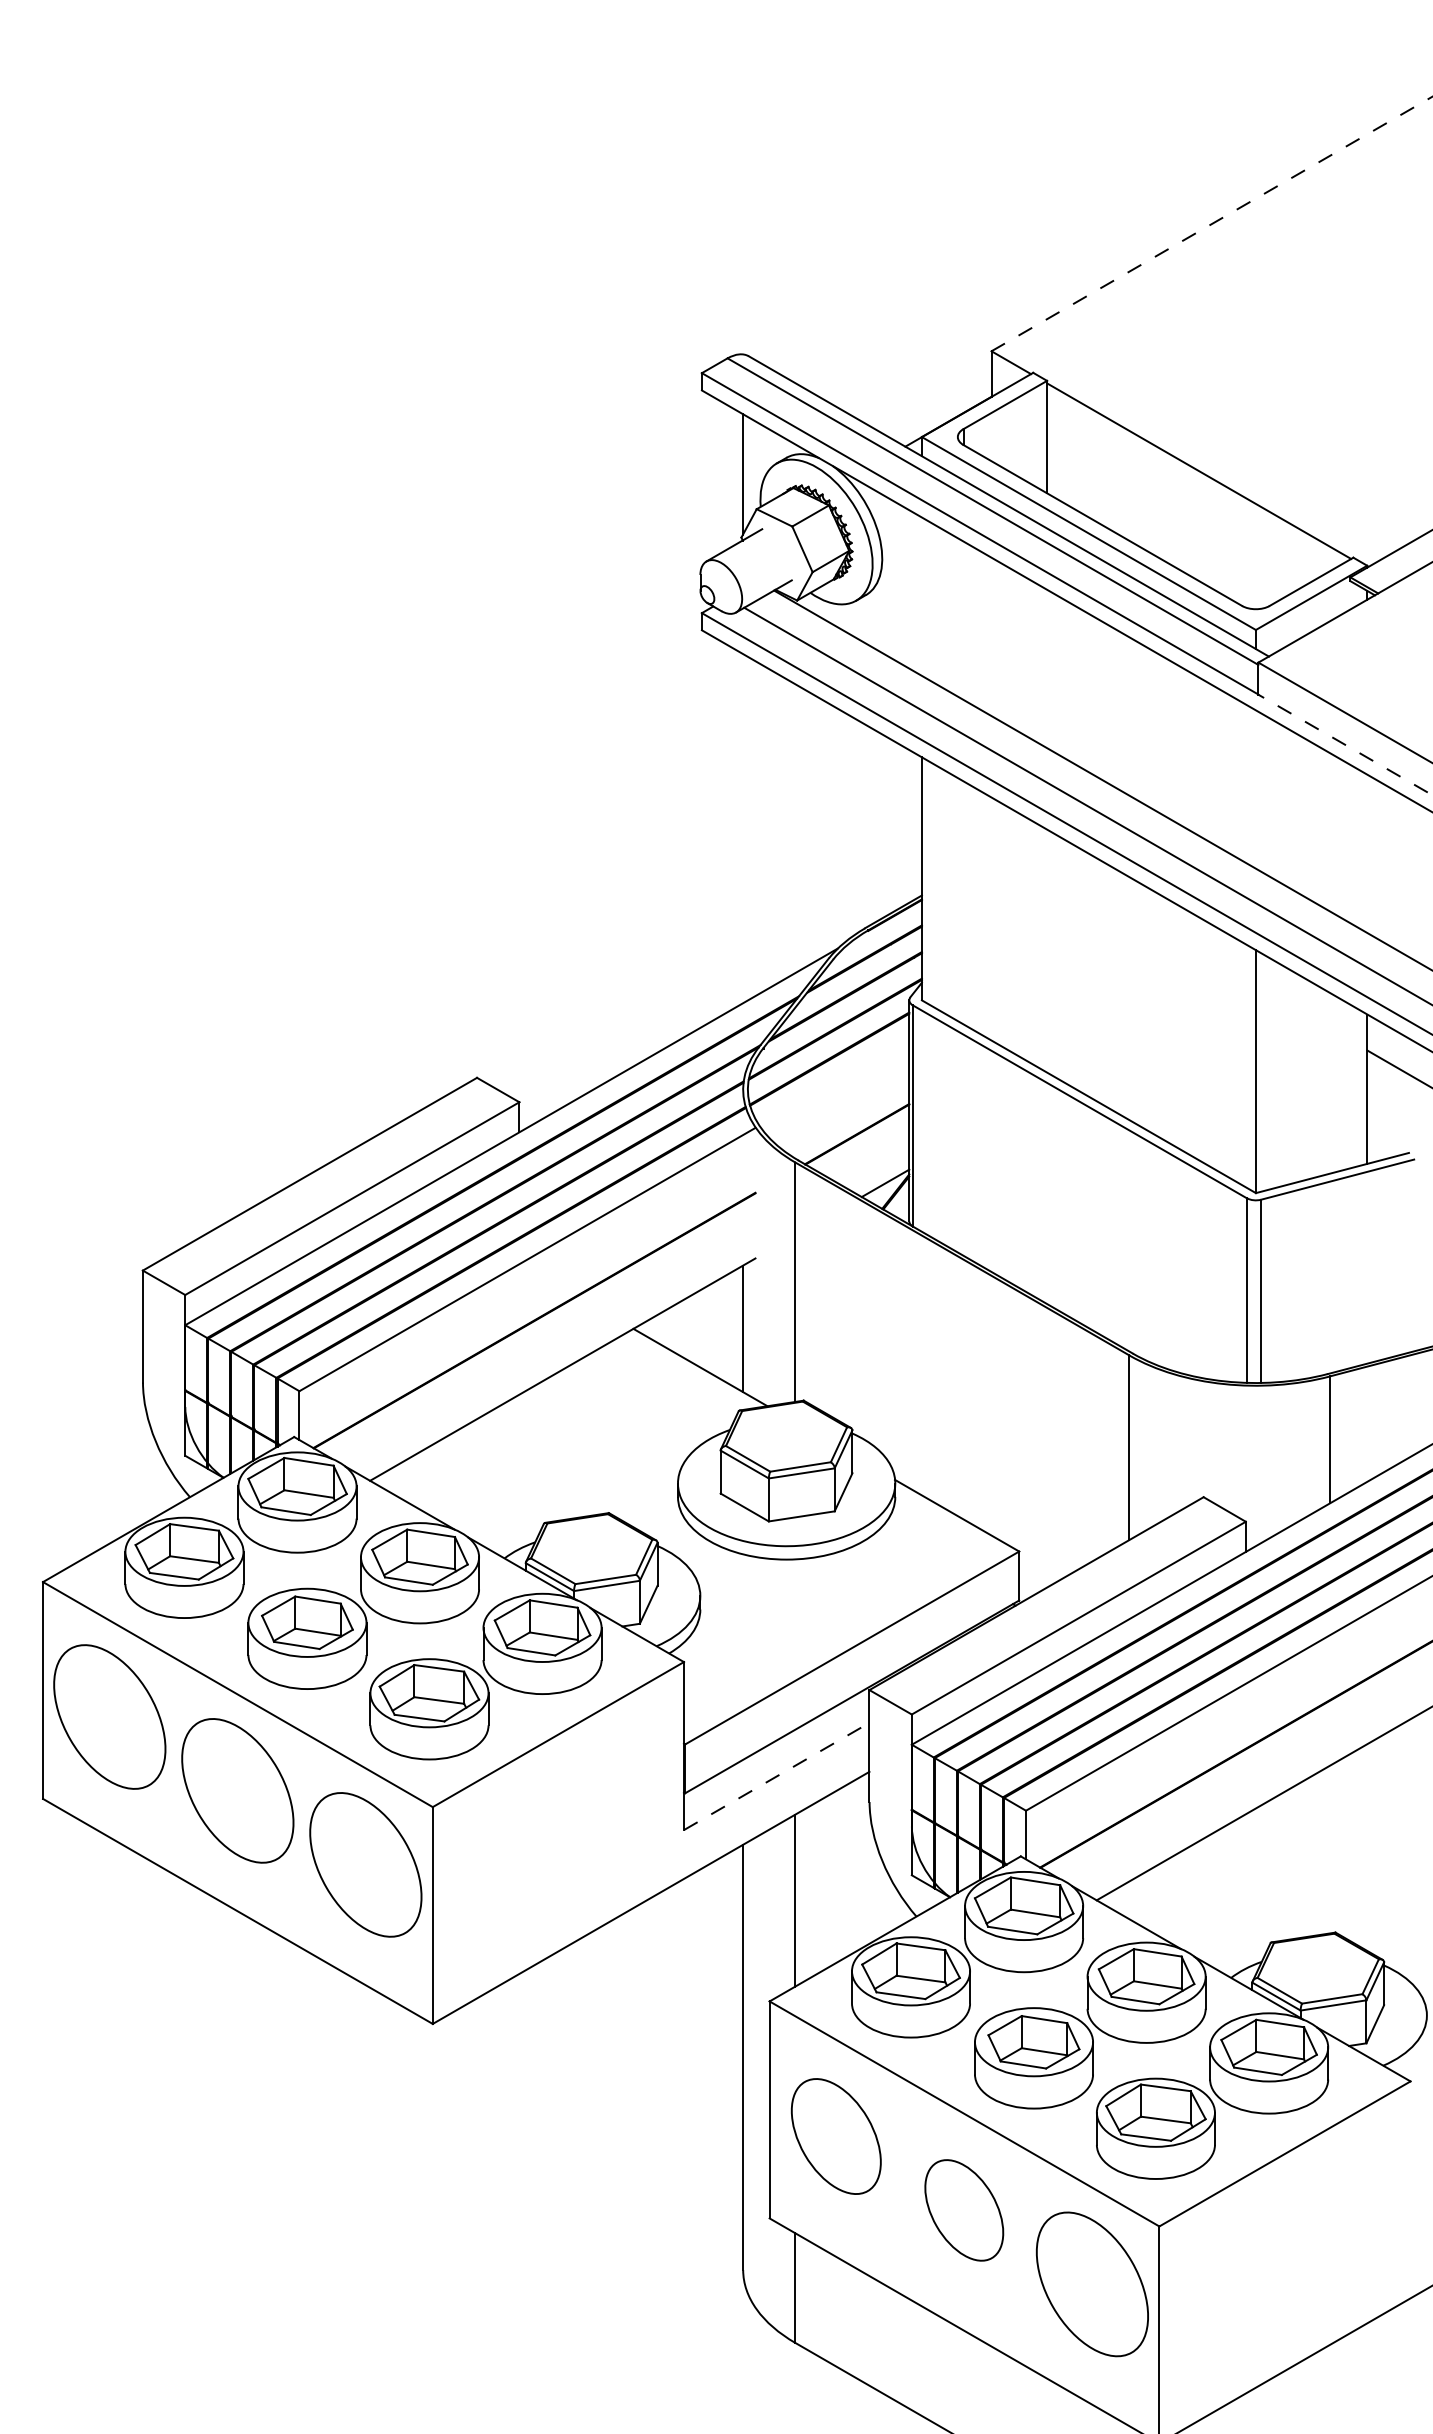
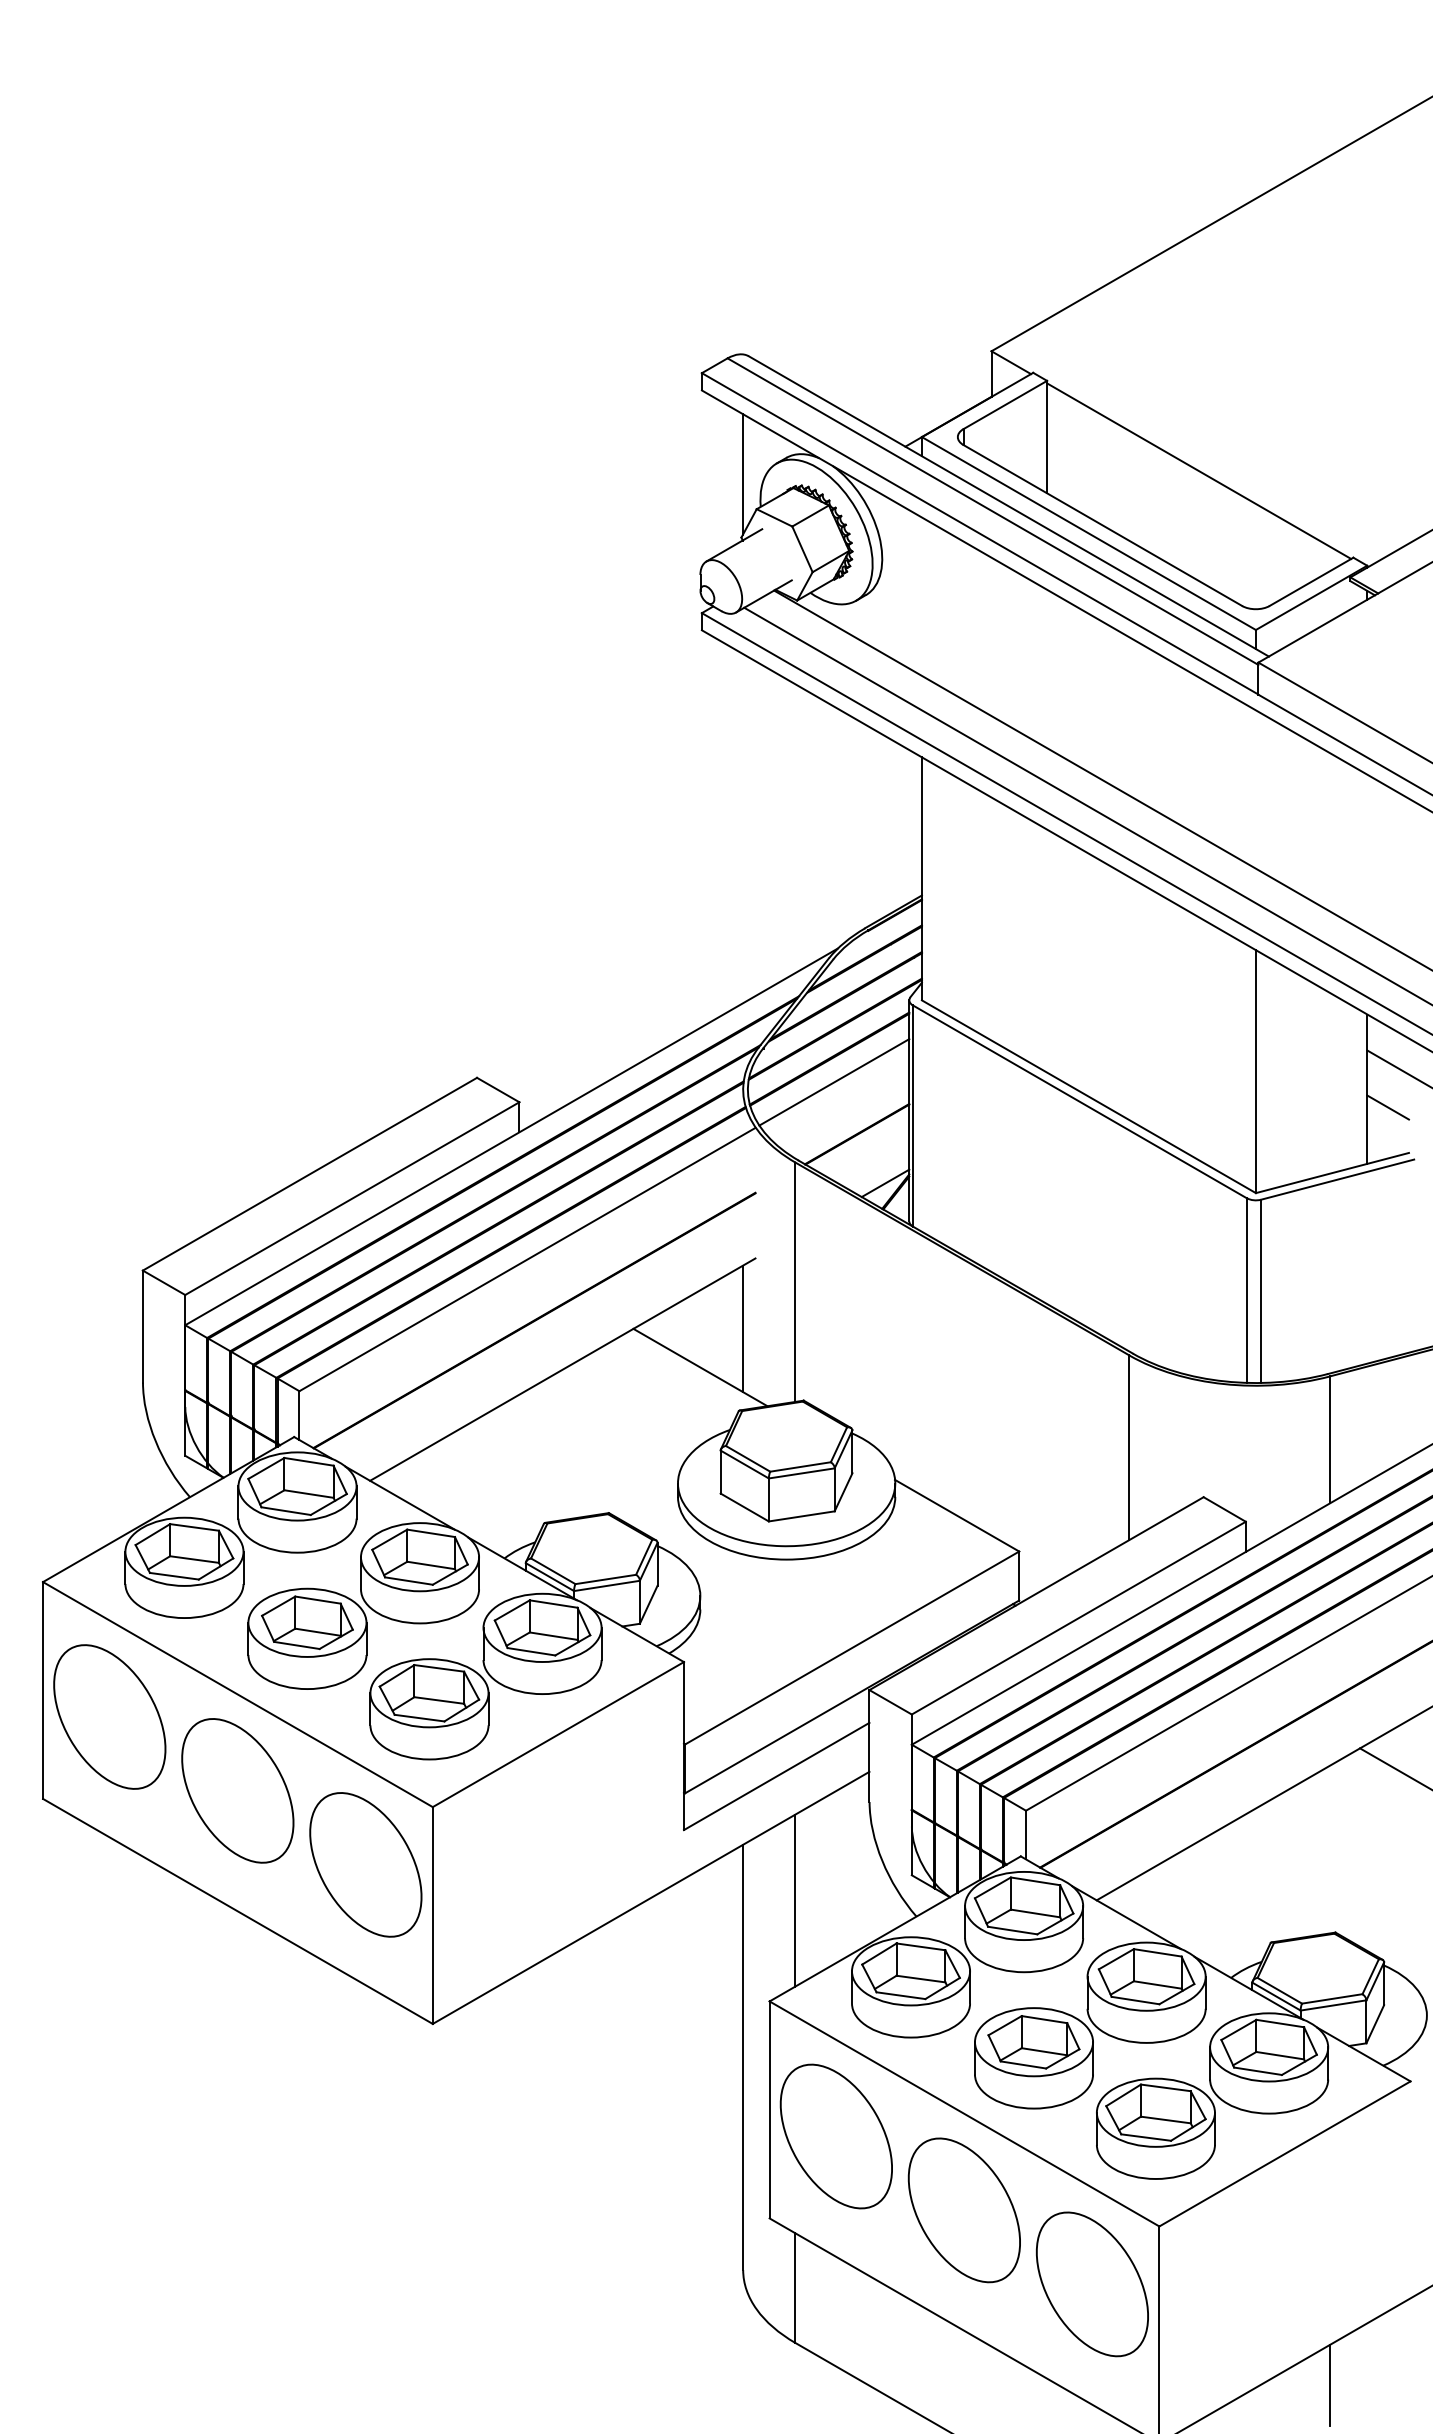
line: dashed -> solid (1212, 223)
line: dashed -> solid (1344, 744)
line: none -> present (834, 1082)
line: none -> present (1387, 1107)
line: none -> present (1394, 1768)
line: dashed -> solid (777, 1776)
part size: 92x117 px -> 114x147 px (835, 2136)
part size: 81x103 px -> 114x147 px (963, 2210)
line: none -> present (1329, 2385)
